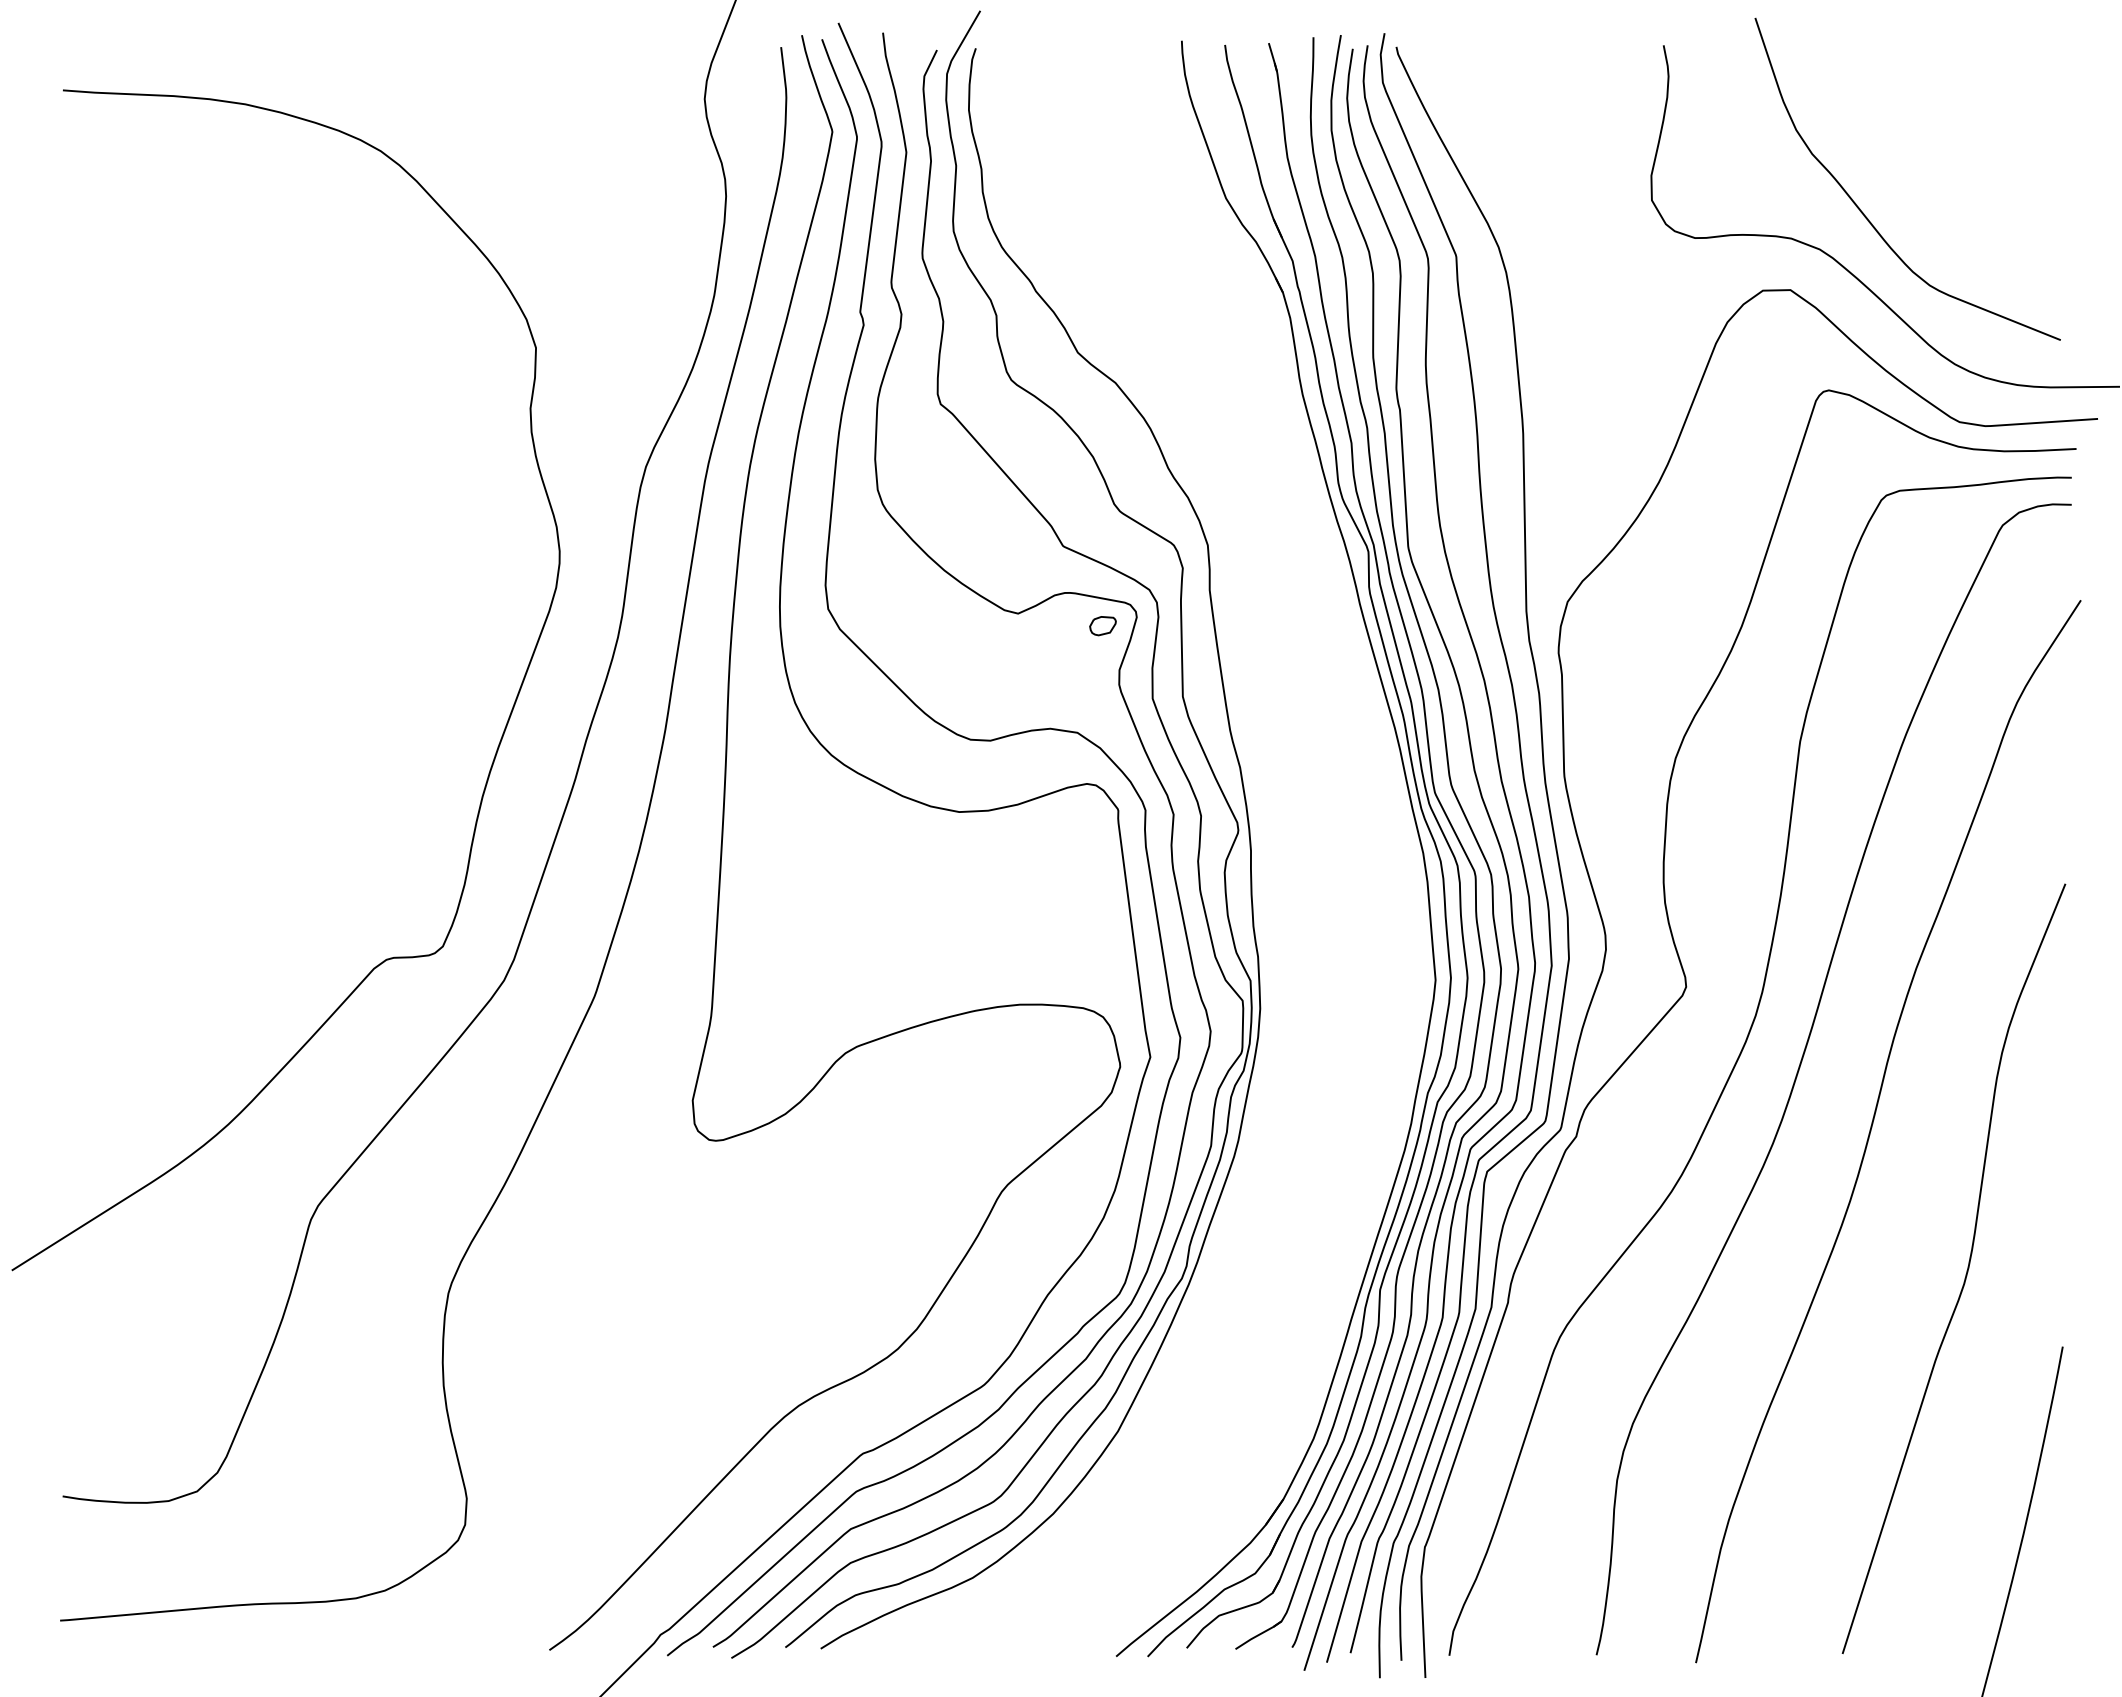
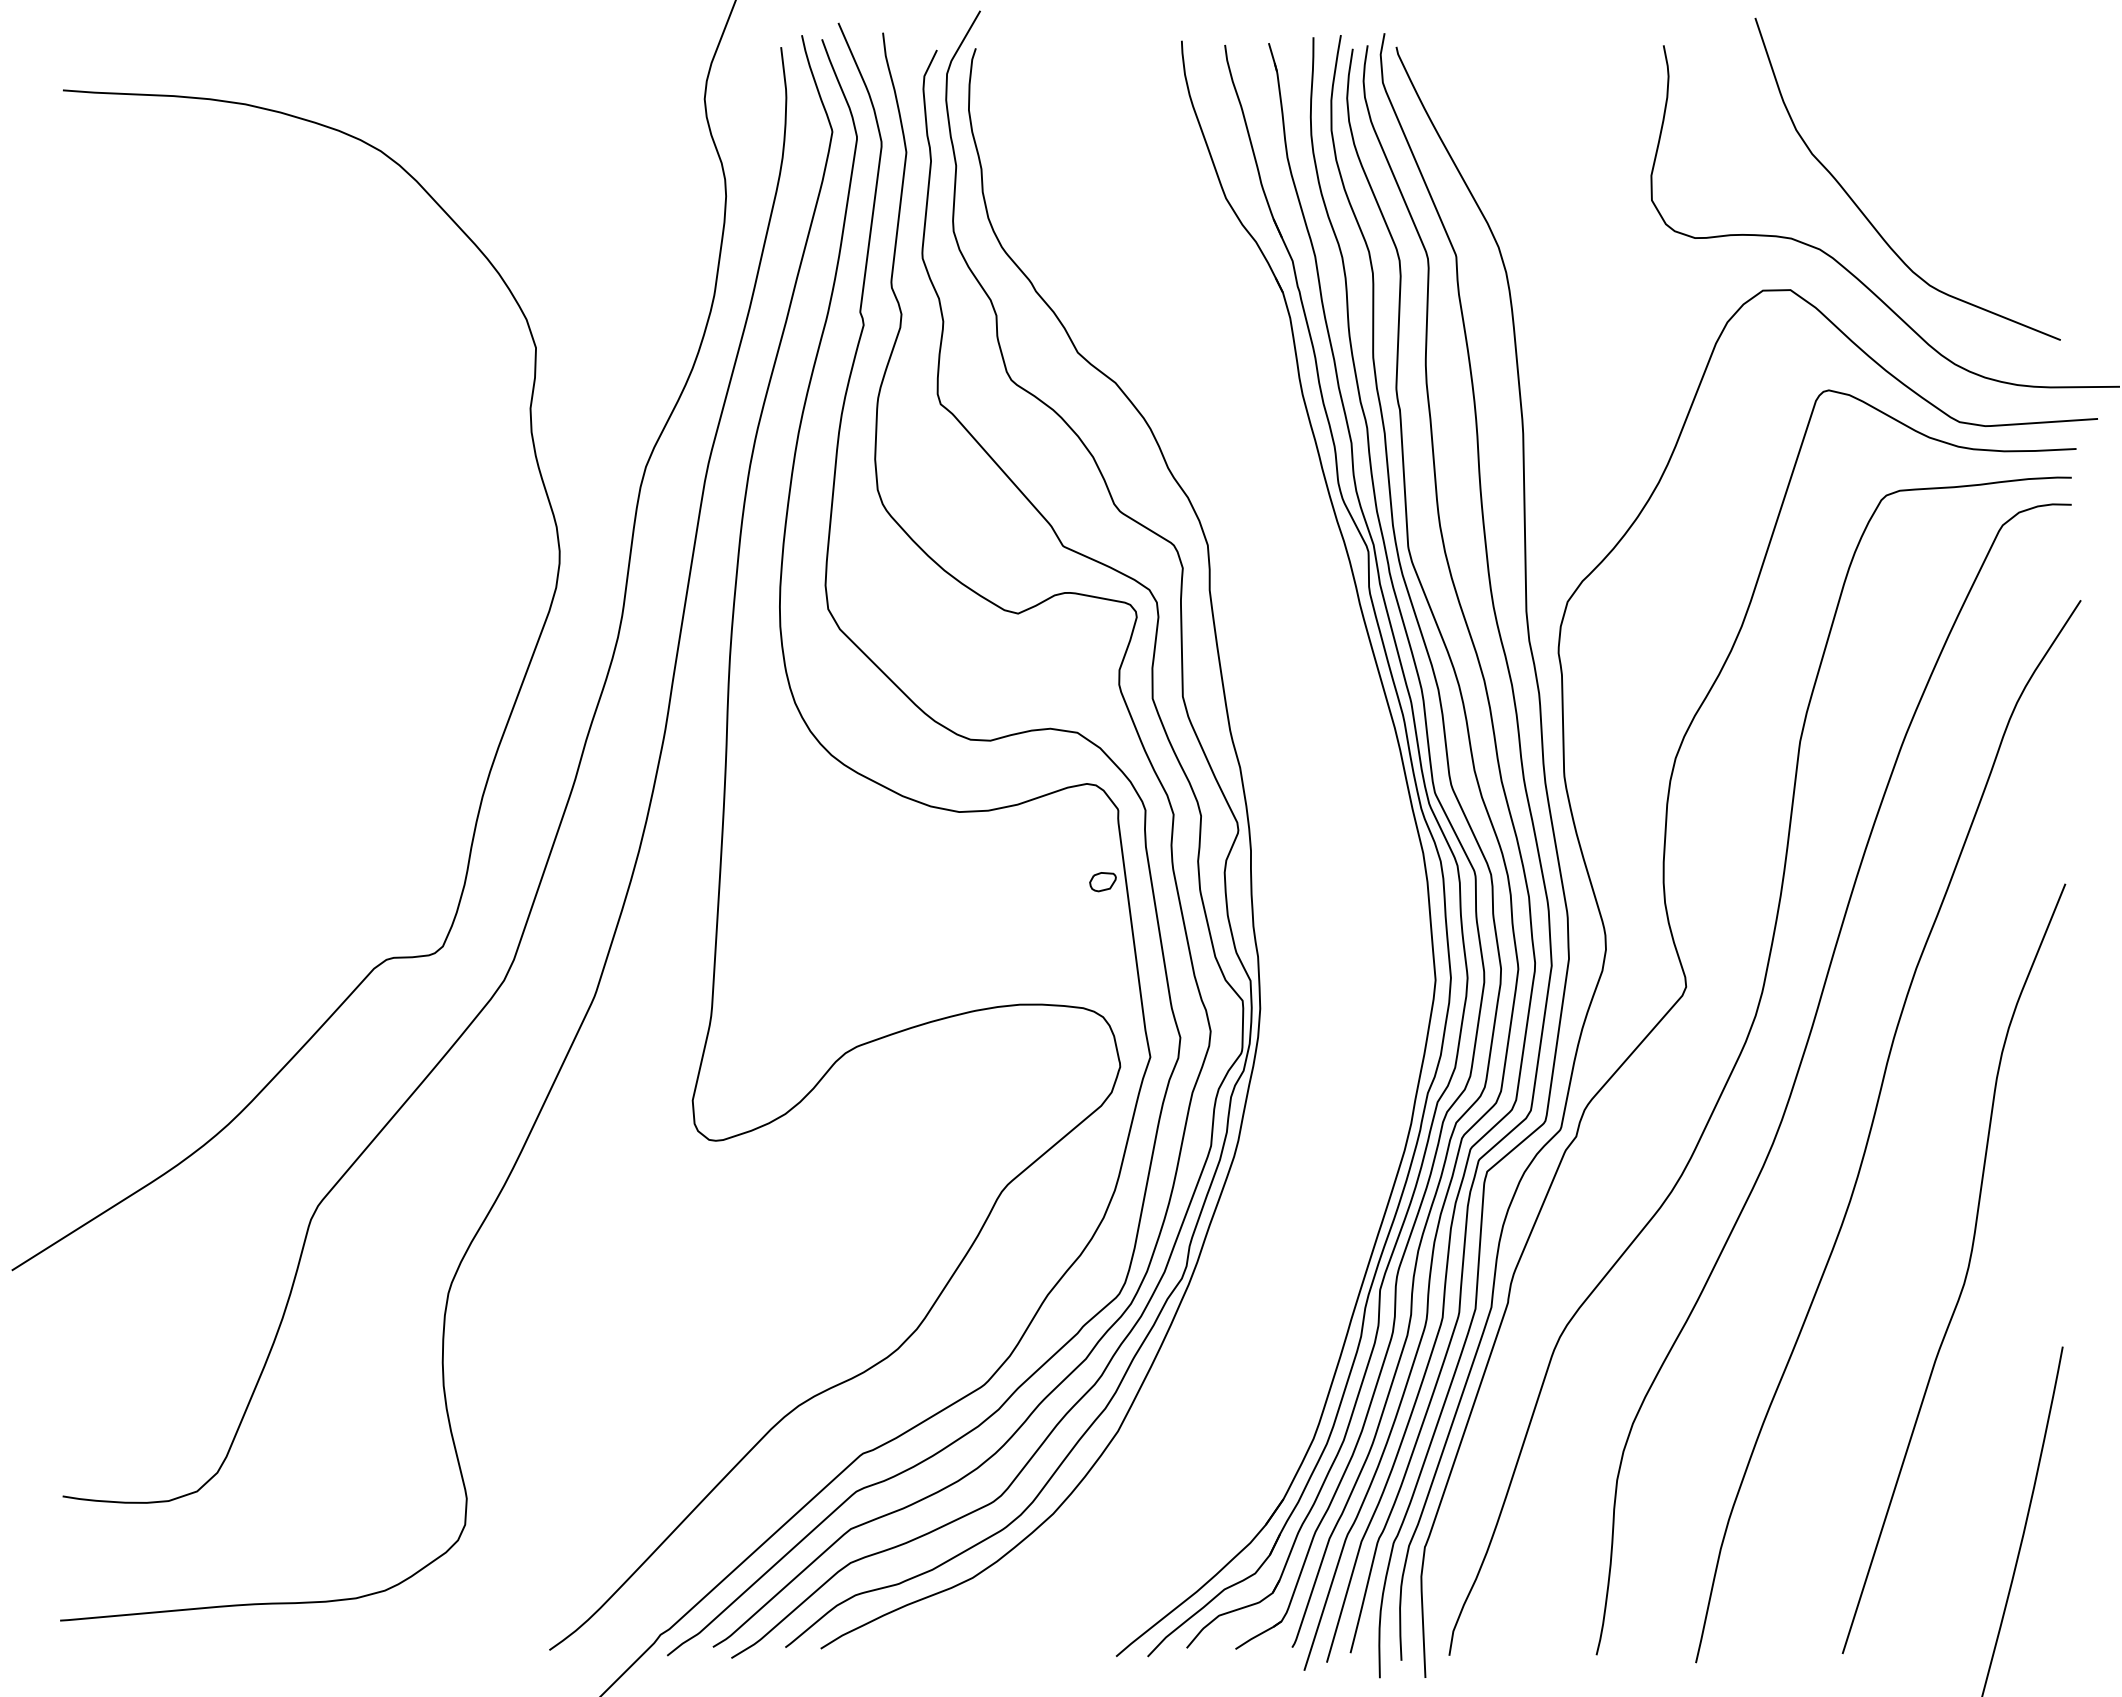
part position: (1102, 626) -> (1102, 882) (1102, 882)
